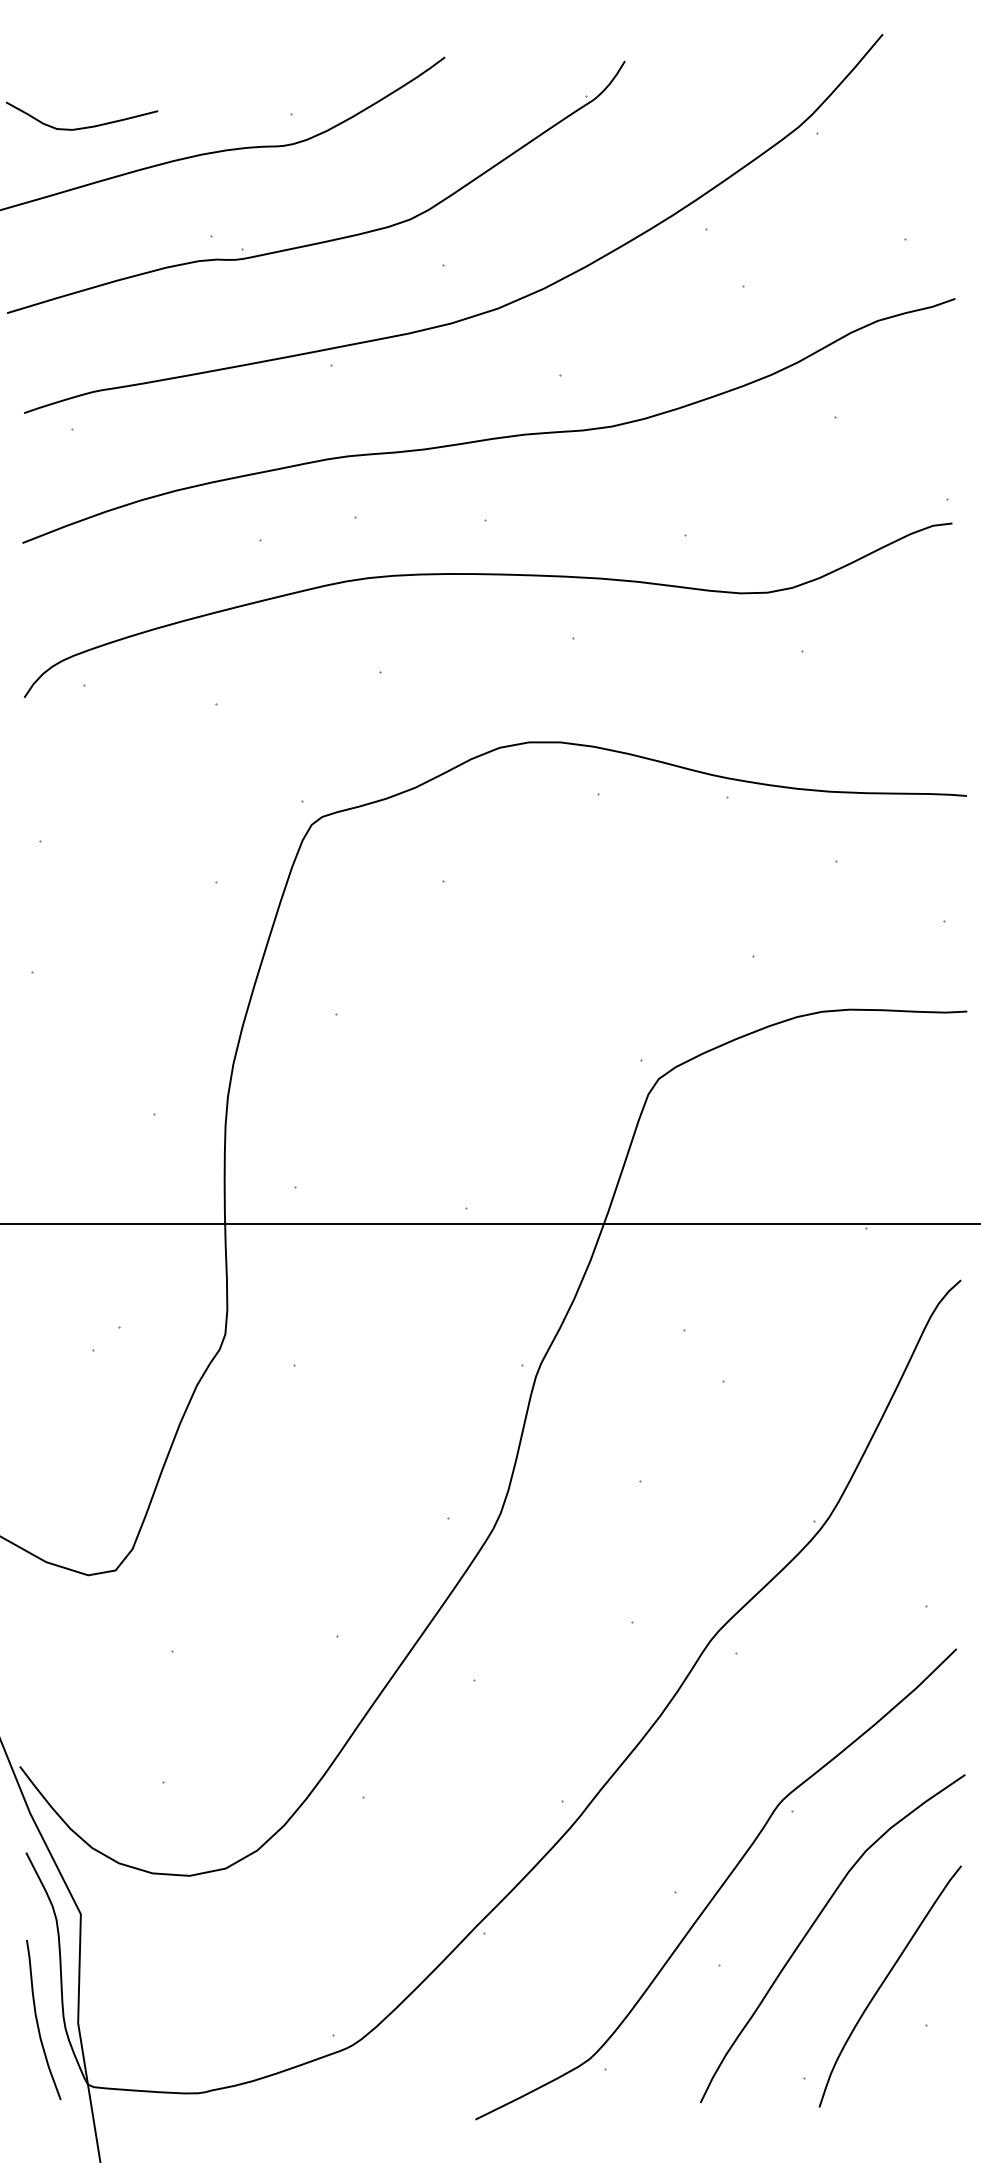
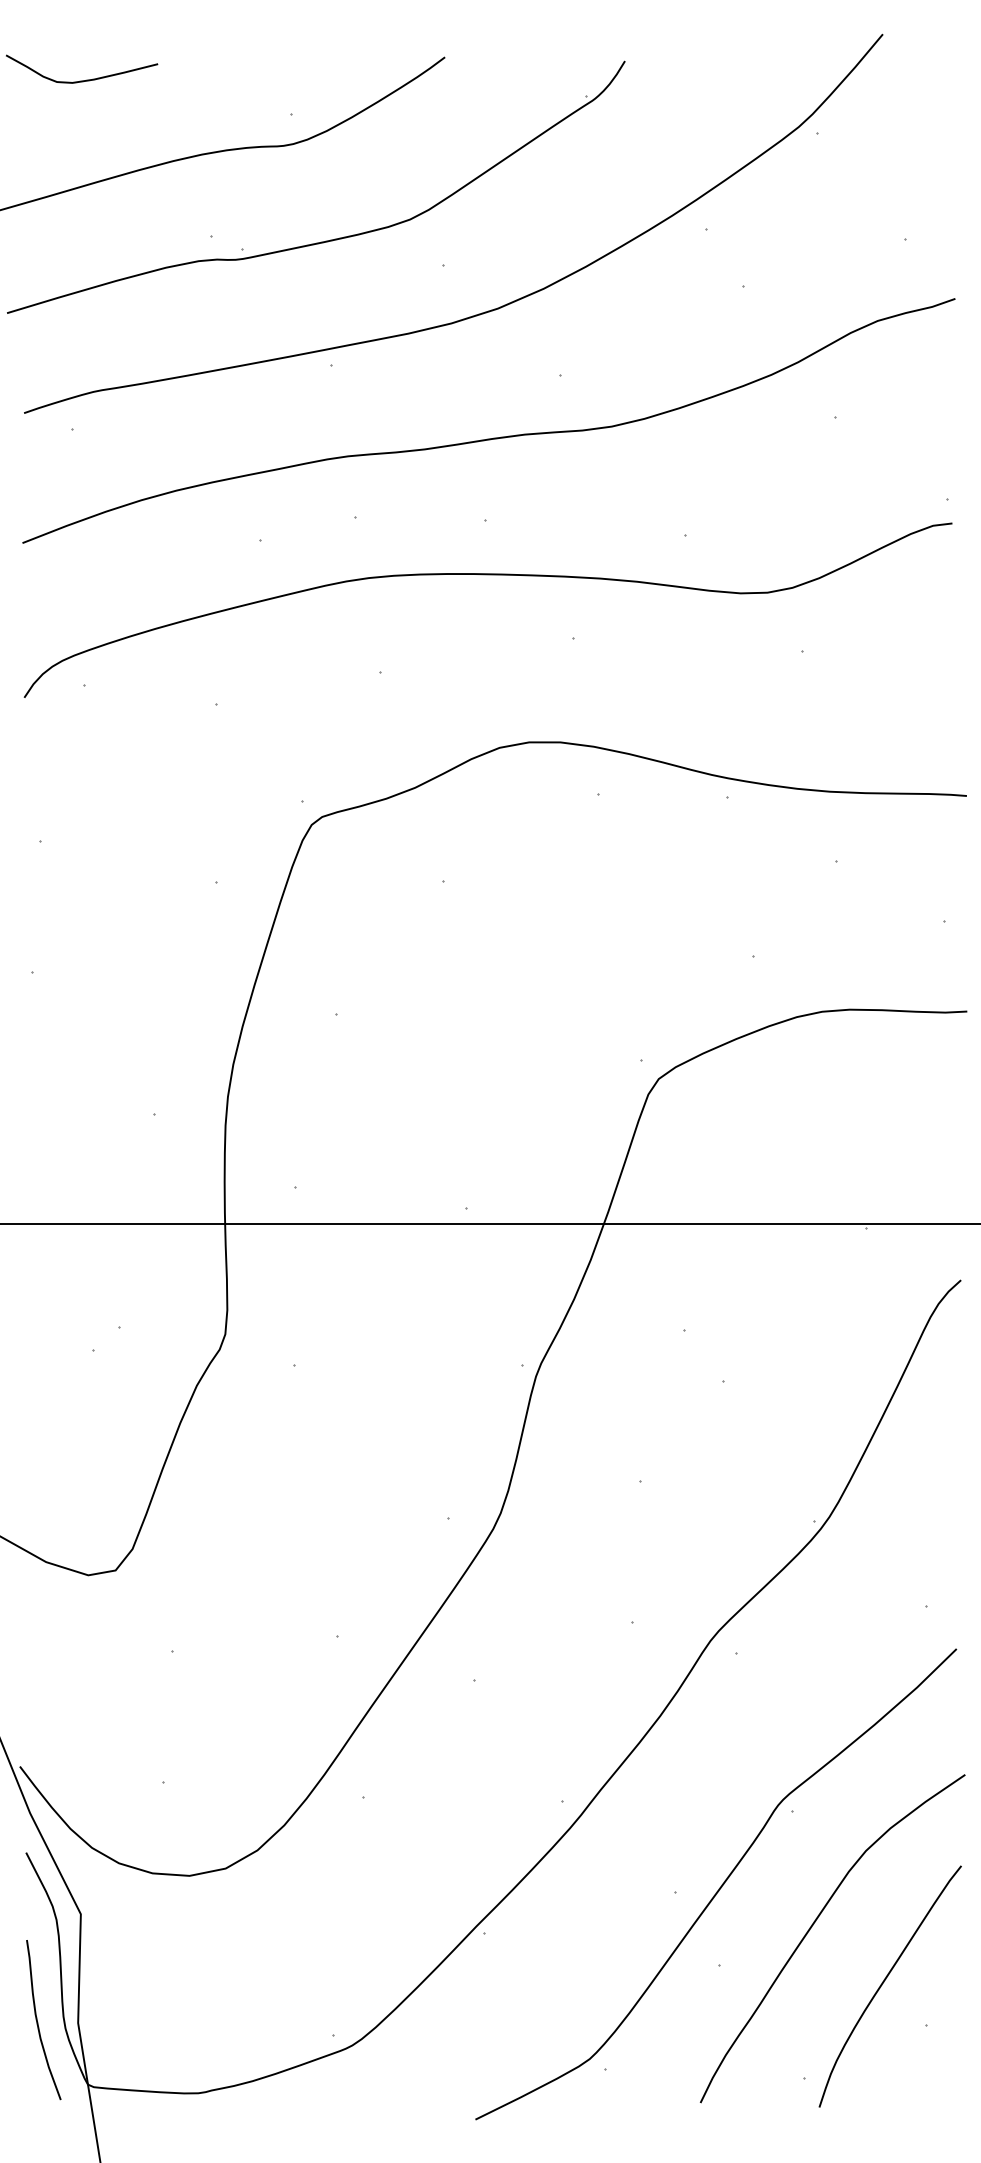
curve position: (86, 126) -> (86, 79) (86, 79)
